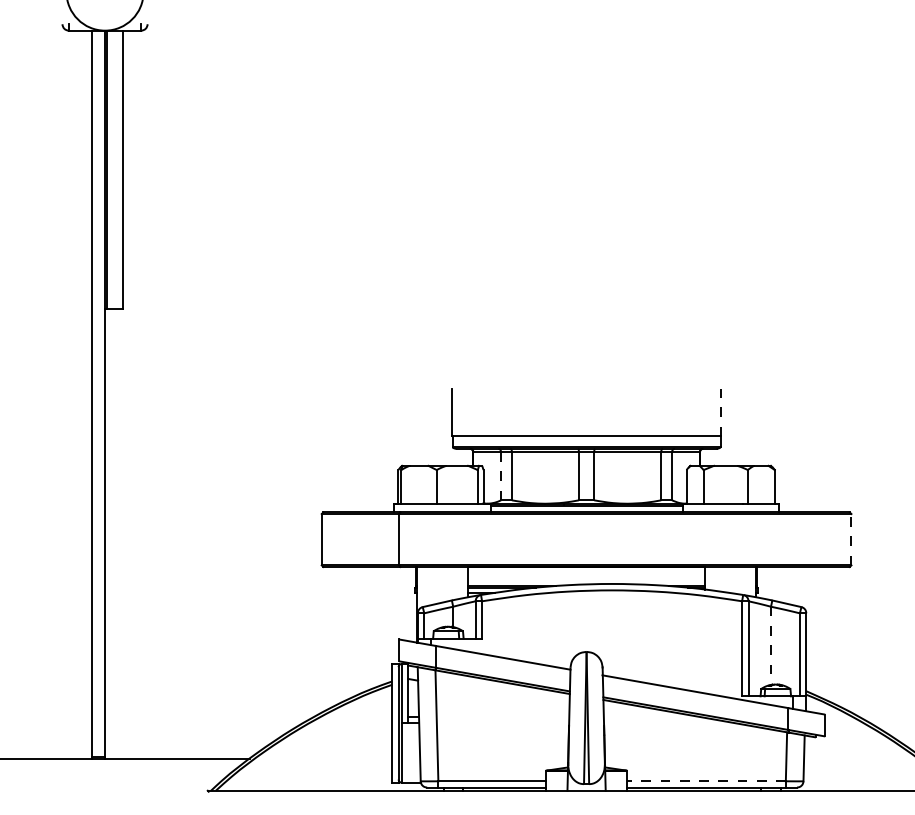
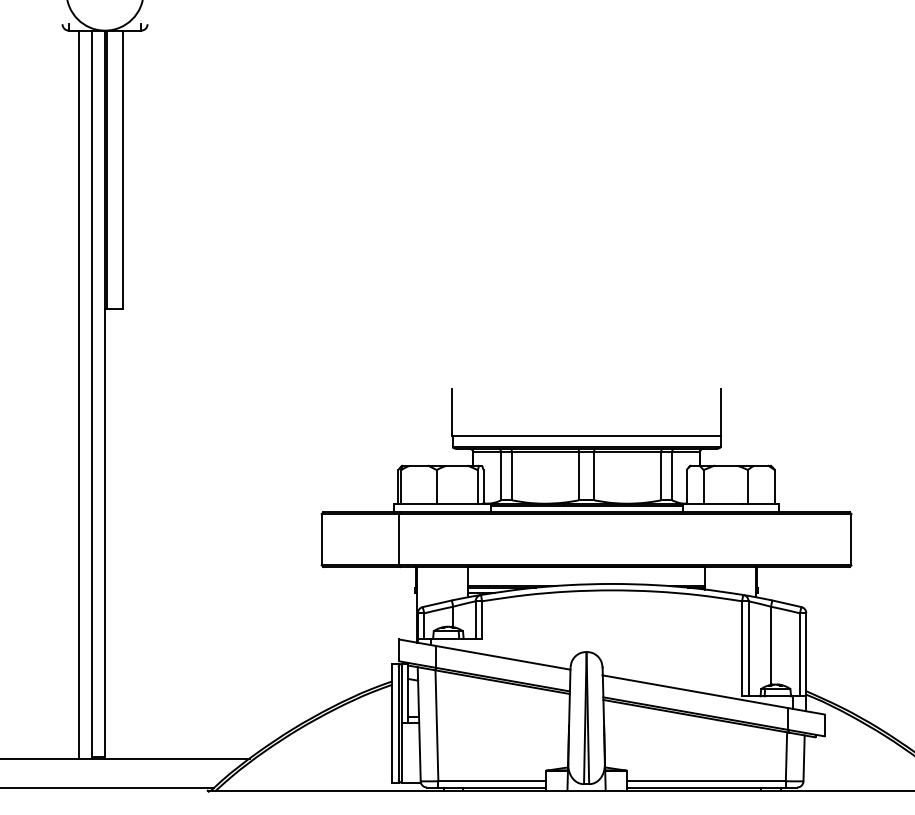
line: none -> present (79, 394)
line: dashed -> solid (721, 412)
line: dashed -> solid (501, 476)
line: dashed -> solid (851, 539)
line: dashed -> solid (771, 646)
line: dashed -> solid (706, 781)
line: none -> present (108, 787)
